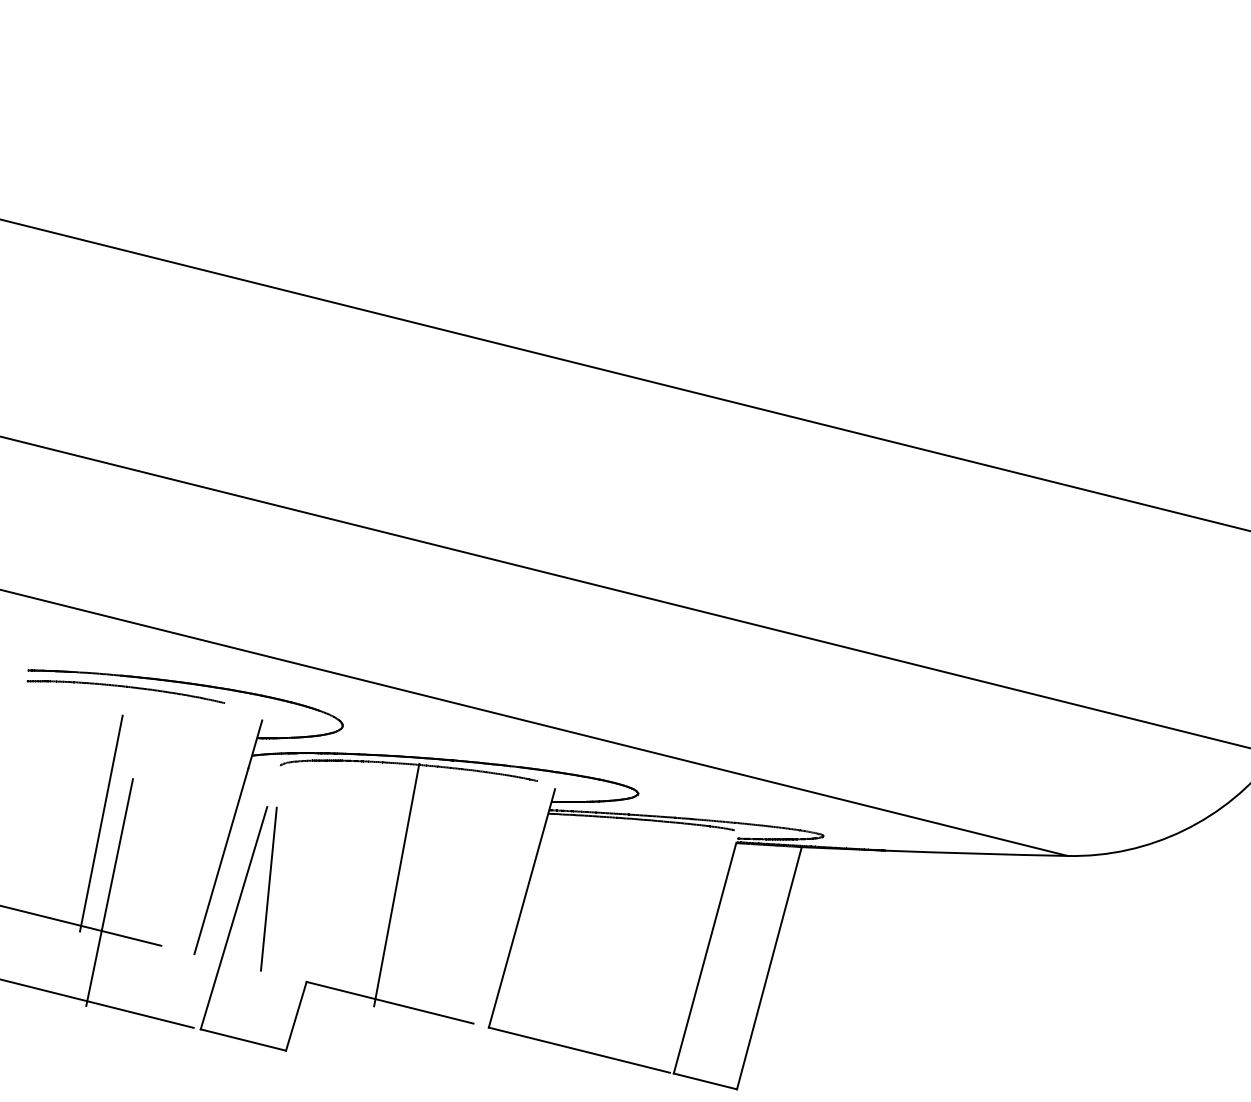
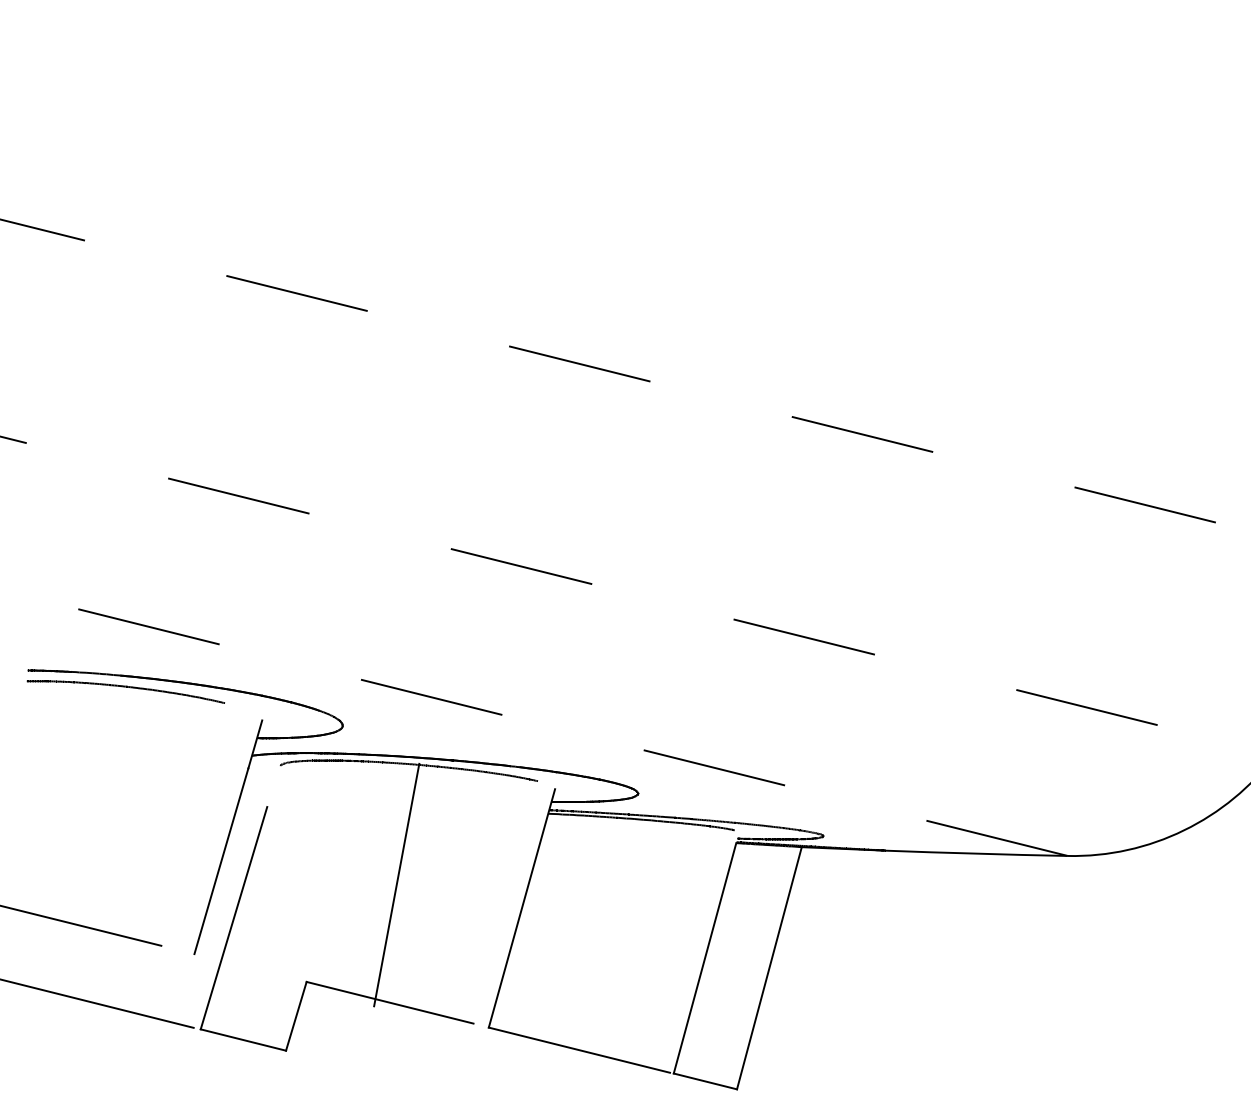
line: solid -> dashed (625, 375)
line: solid -> dashed (625, 592)
line: solid -> dashed (534, 722)
line: present -> none (101, 823)
line: present -> none (268, 888)
line: present -> none (109, 892)
